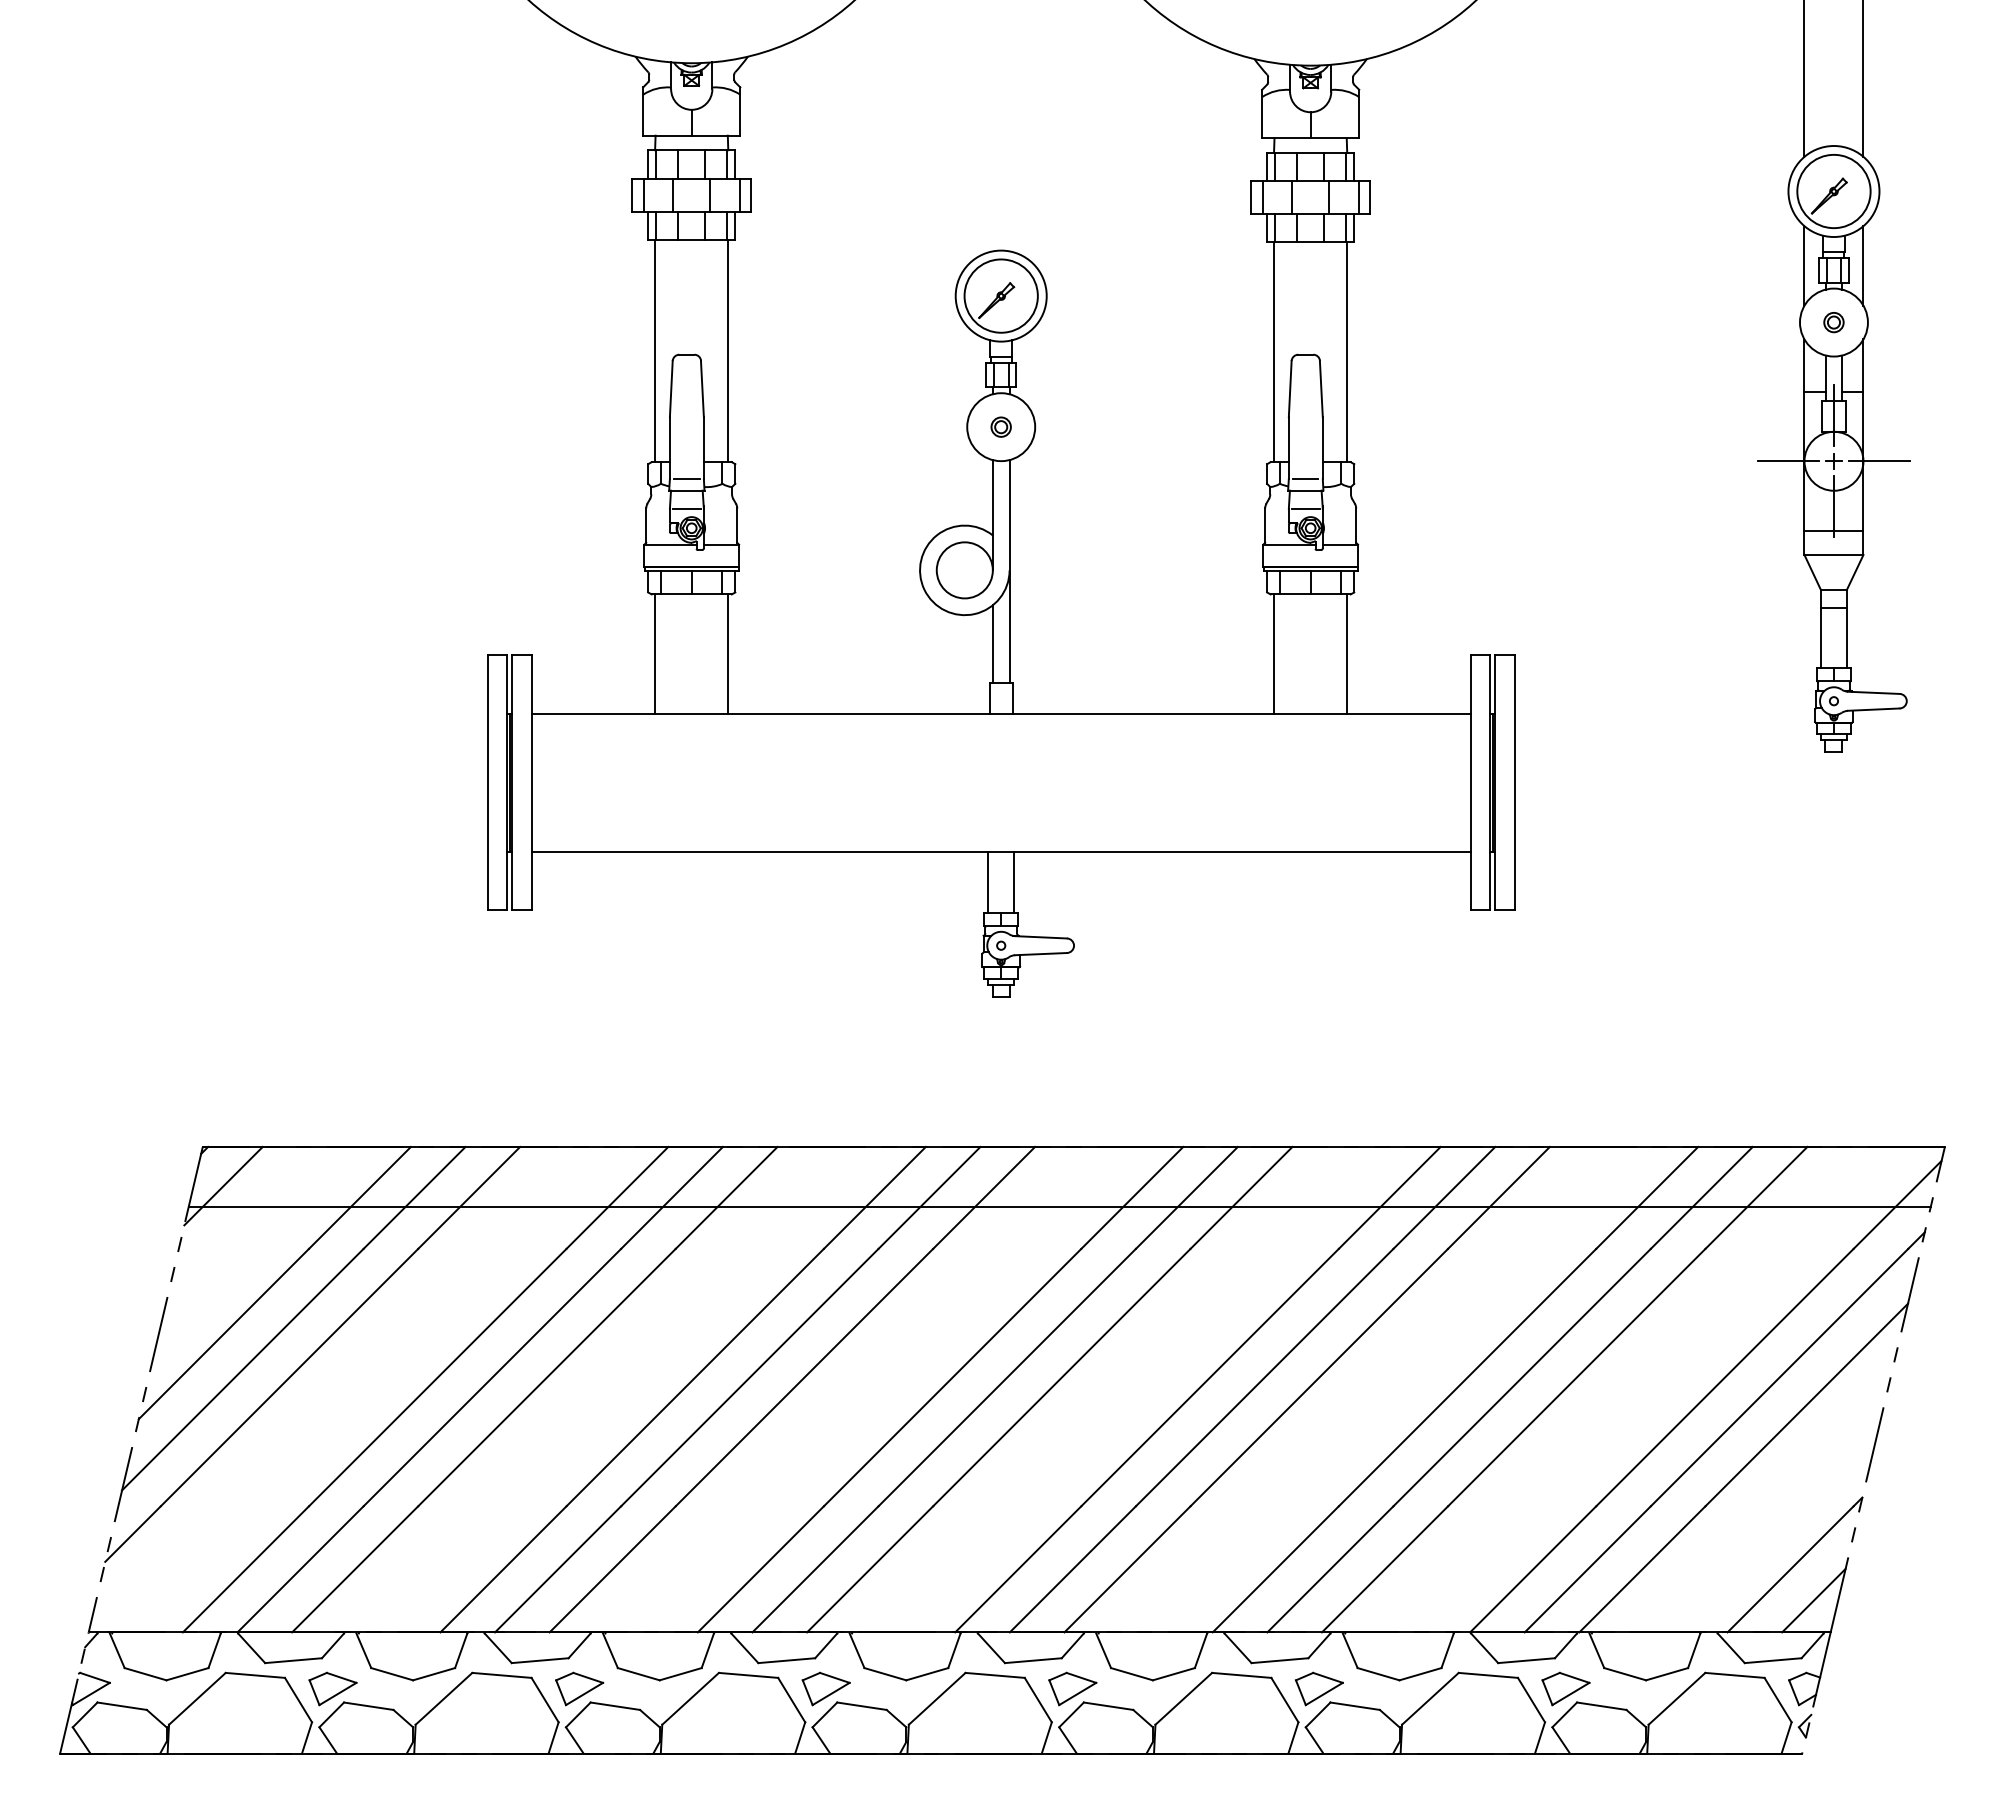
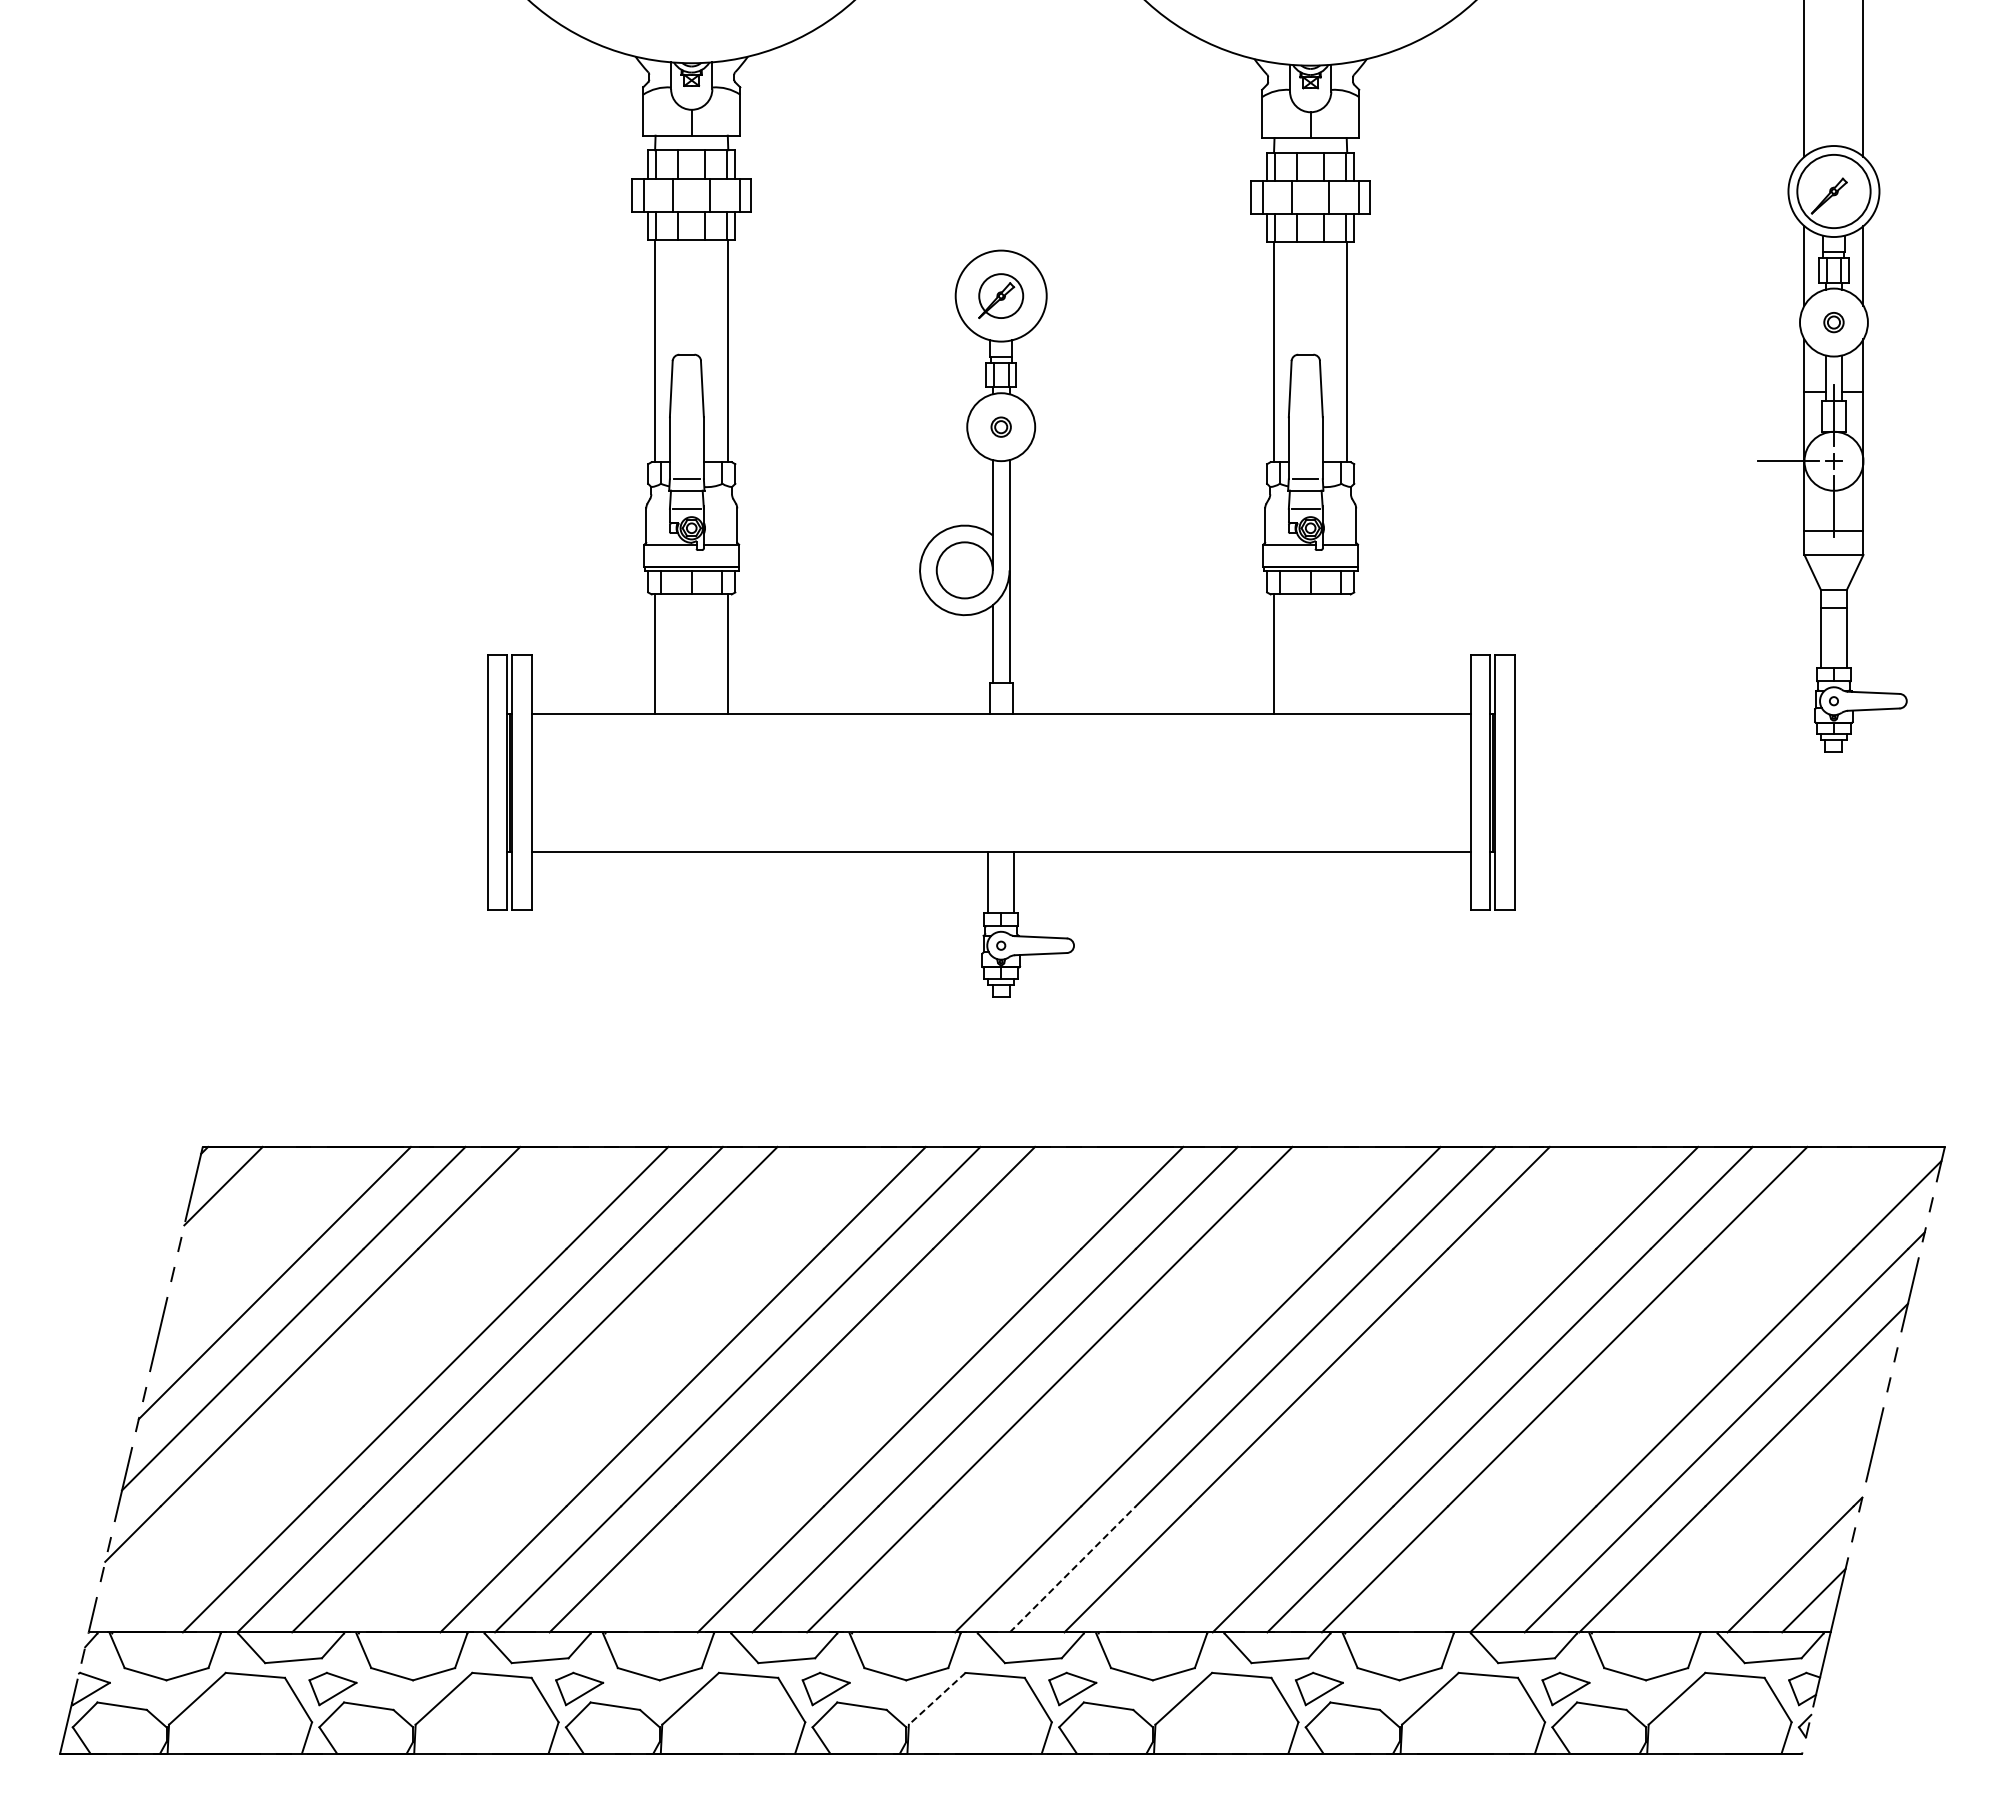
circle diameter: 73 px -> 44 px (1001, 296)
line: present -> none (1879, 461)
line: present -> none (1347, 653)
line: present -> none (1059, 1207)
line: solid -> dashed (1073, 1568)
line: solid -> dashed (936, 1699)
